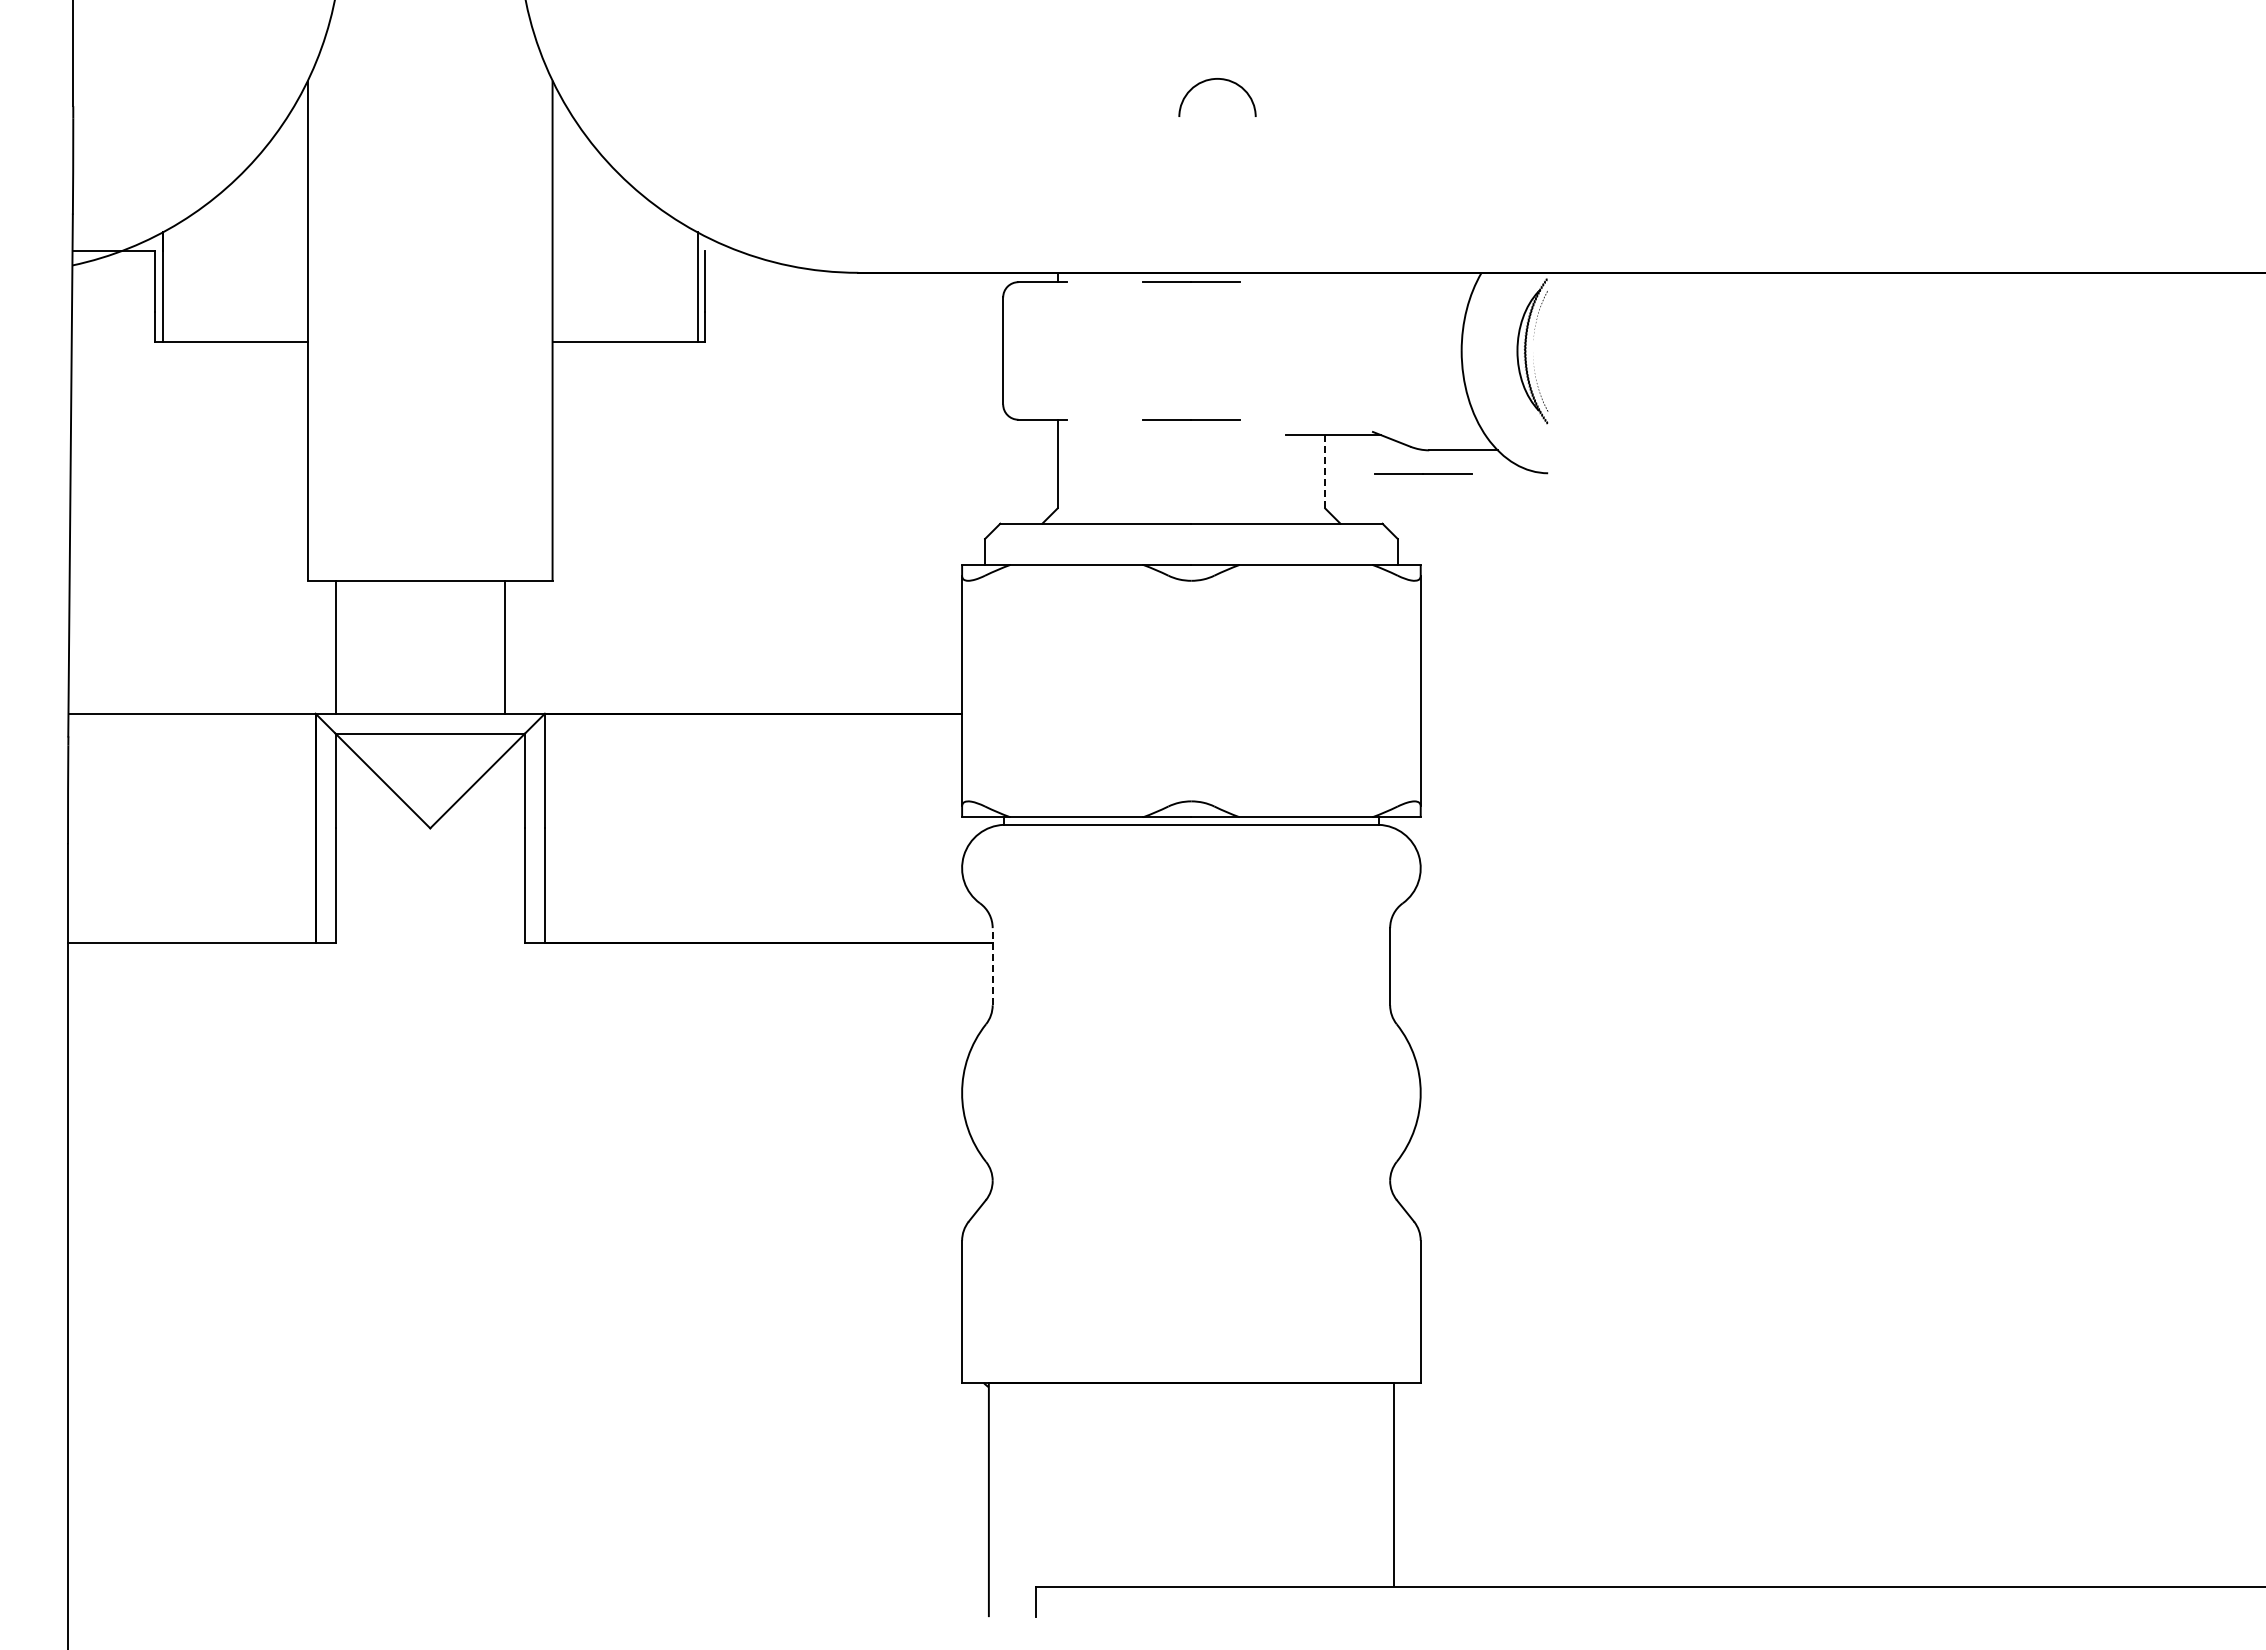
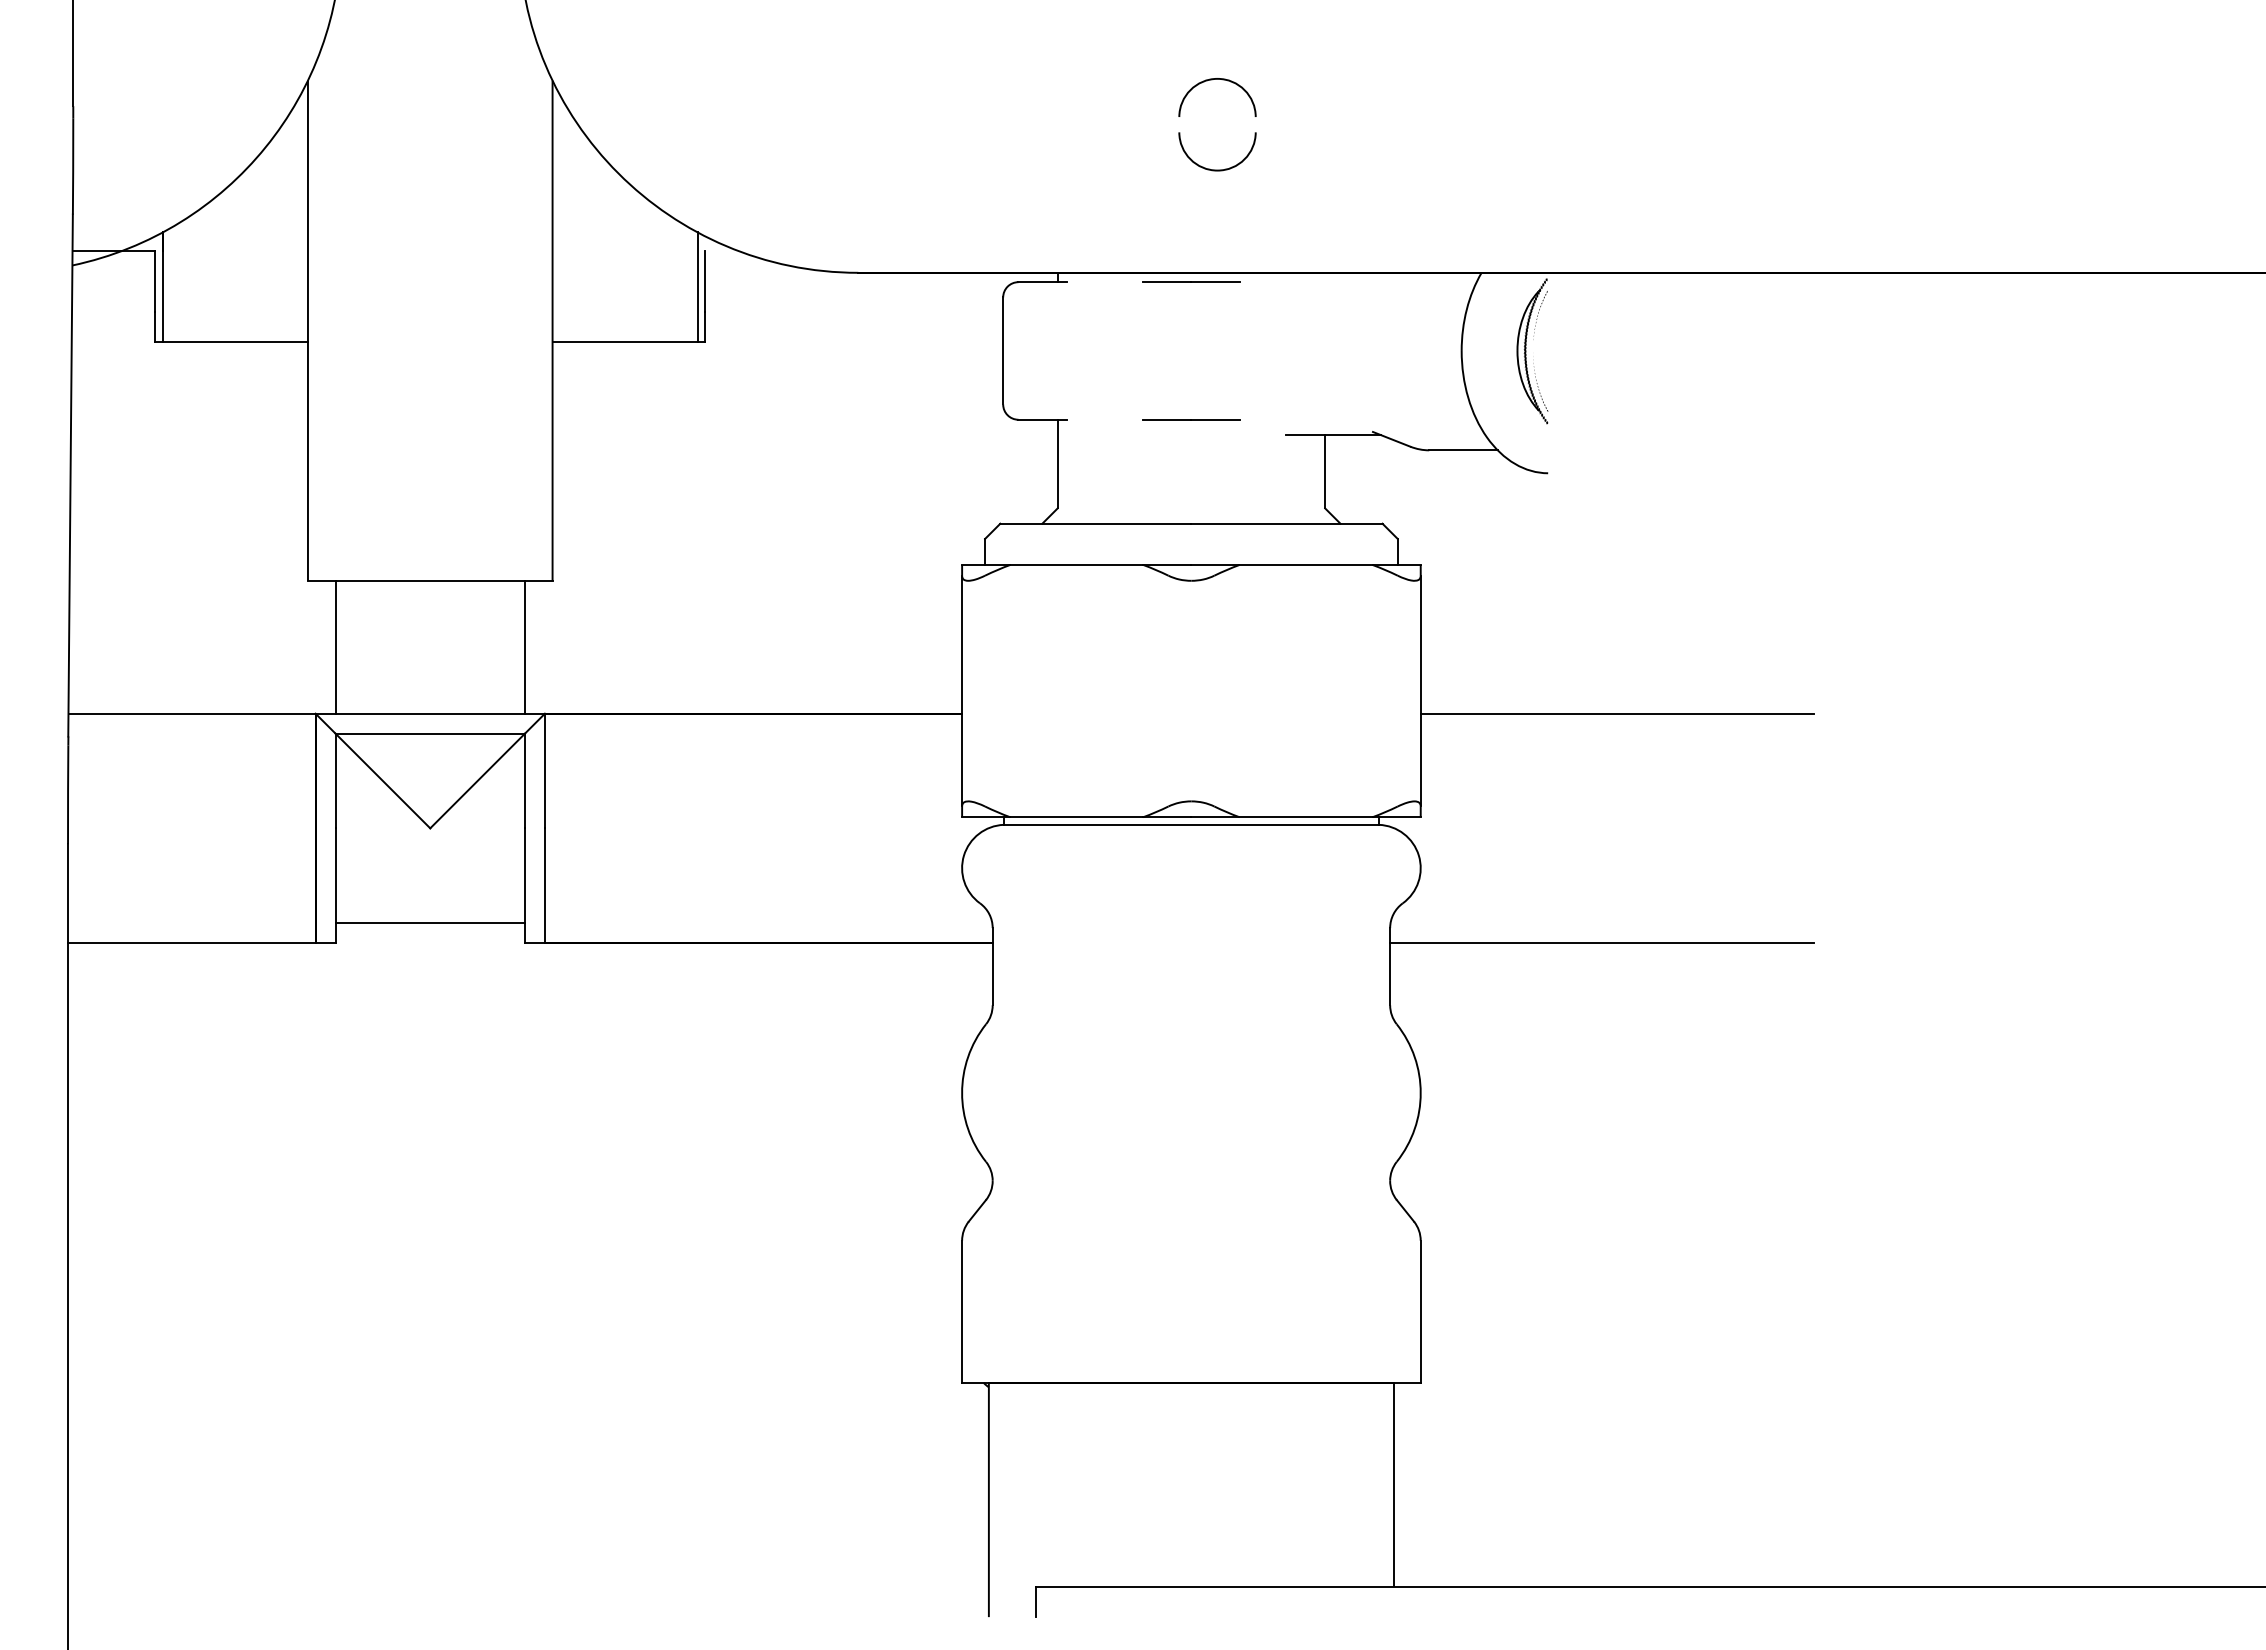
arc: none -> present (1217, 169)
line: dashed -> solid (1325, 471)
line: present -> none (1423, 473)
line position: (505, 647) -> (525, 647) (525, 647)
line: none -> present (1616, 713)
line: none -> present (430, 923)
line: none -> present (1601, 942)
line: dashed -> solid (992, 966)
